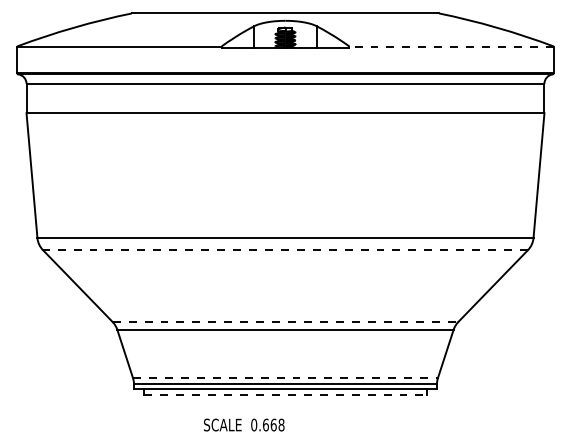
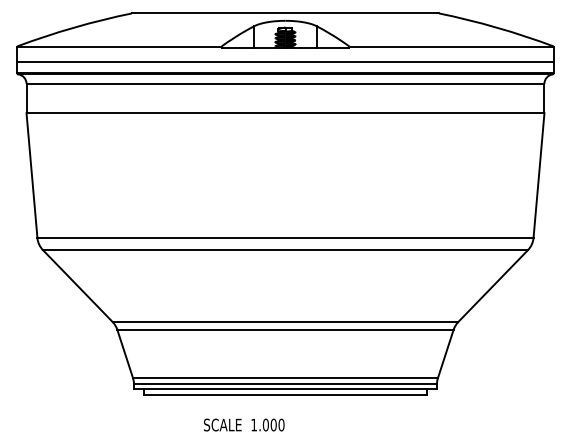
line: dashed -> solid (451, 46)
line: none -> present (285, 62)
line: dashed -> solid (285, 250)
line: dashed -> solid (285, 321)
line: dashed -> solid (285, 378)
line: dashed -> solid (285, 395)
text: 0.668 -> 1.000 (267, 424)
